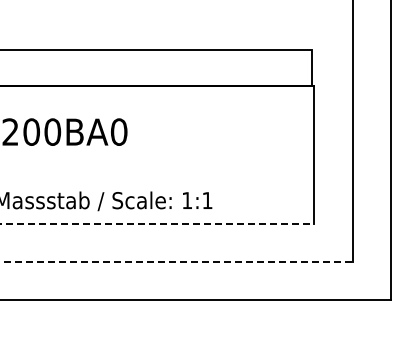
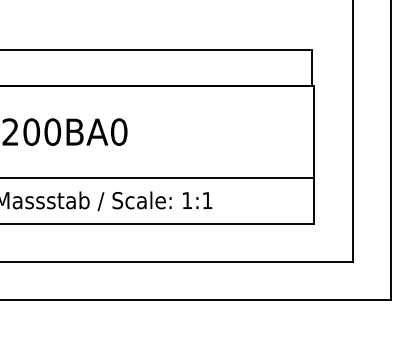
line: none -> present (158, 177)
line: dashed -> solid (157, 223)
line: dashed -> solid (176, 261)
